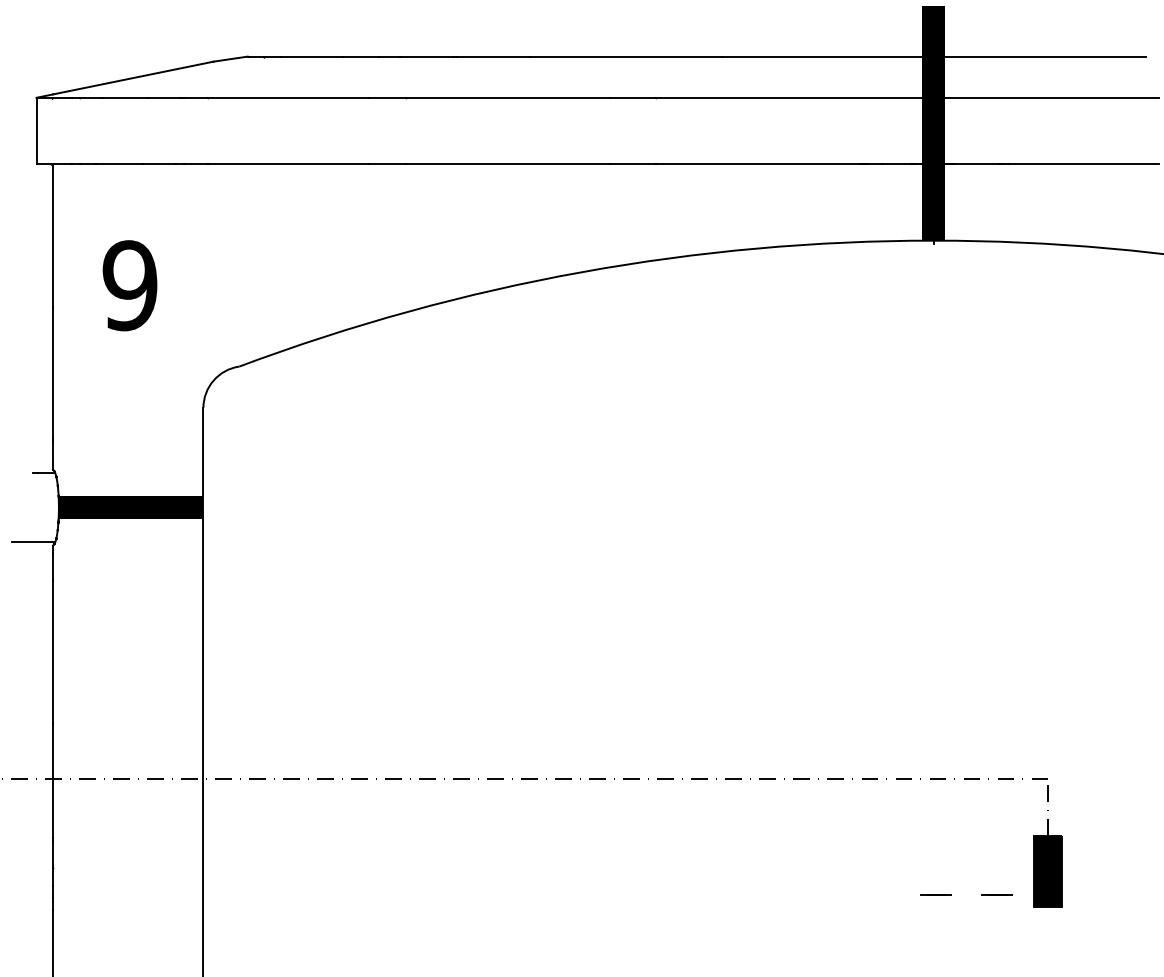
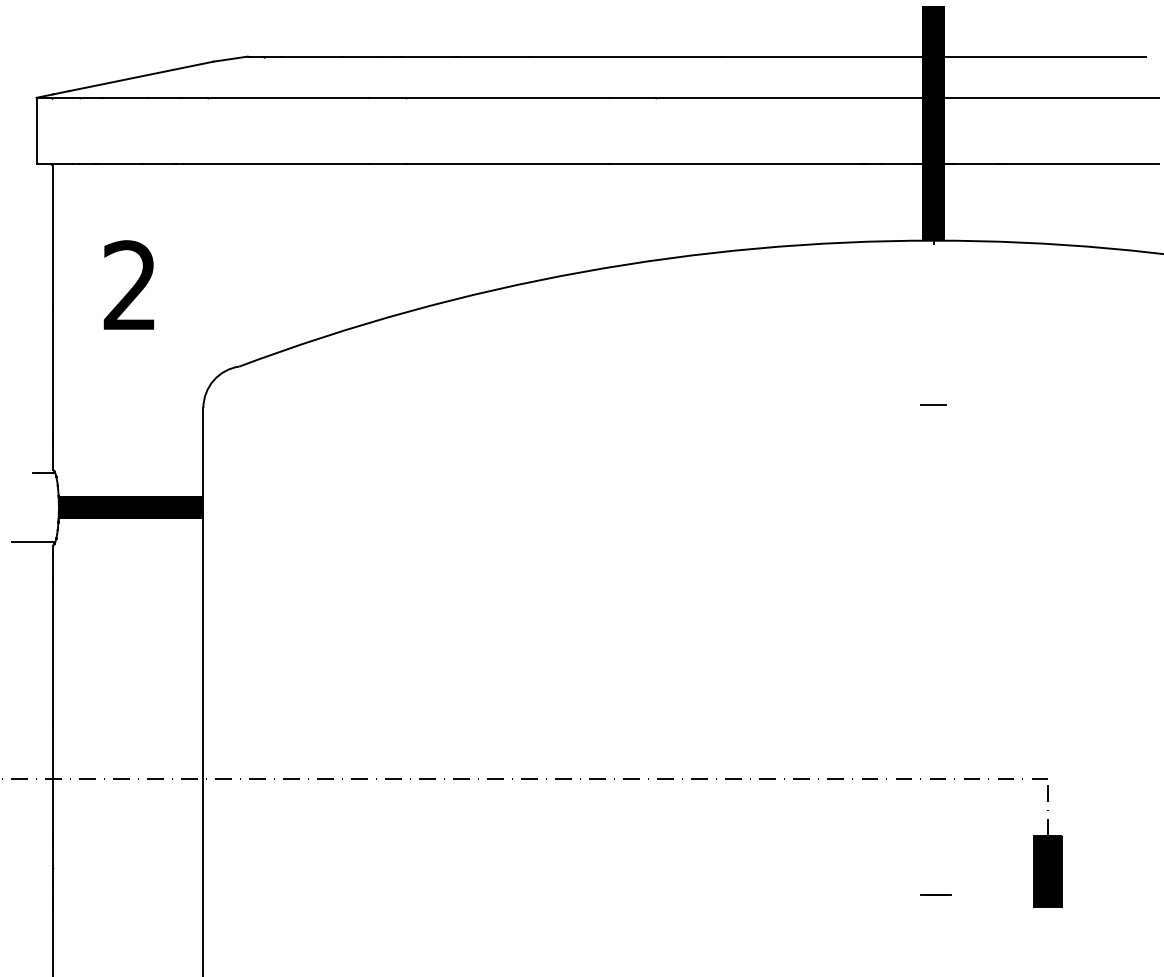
text: 9 -> 2 (129, 285)
line: none -> present (933, 405)
line: present -> none (996, 894)
